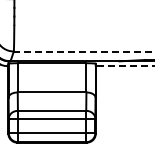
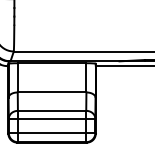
line: dashed -> solid (83, 51)
line: dashed -> solid (124, 66)
